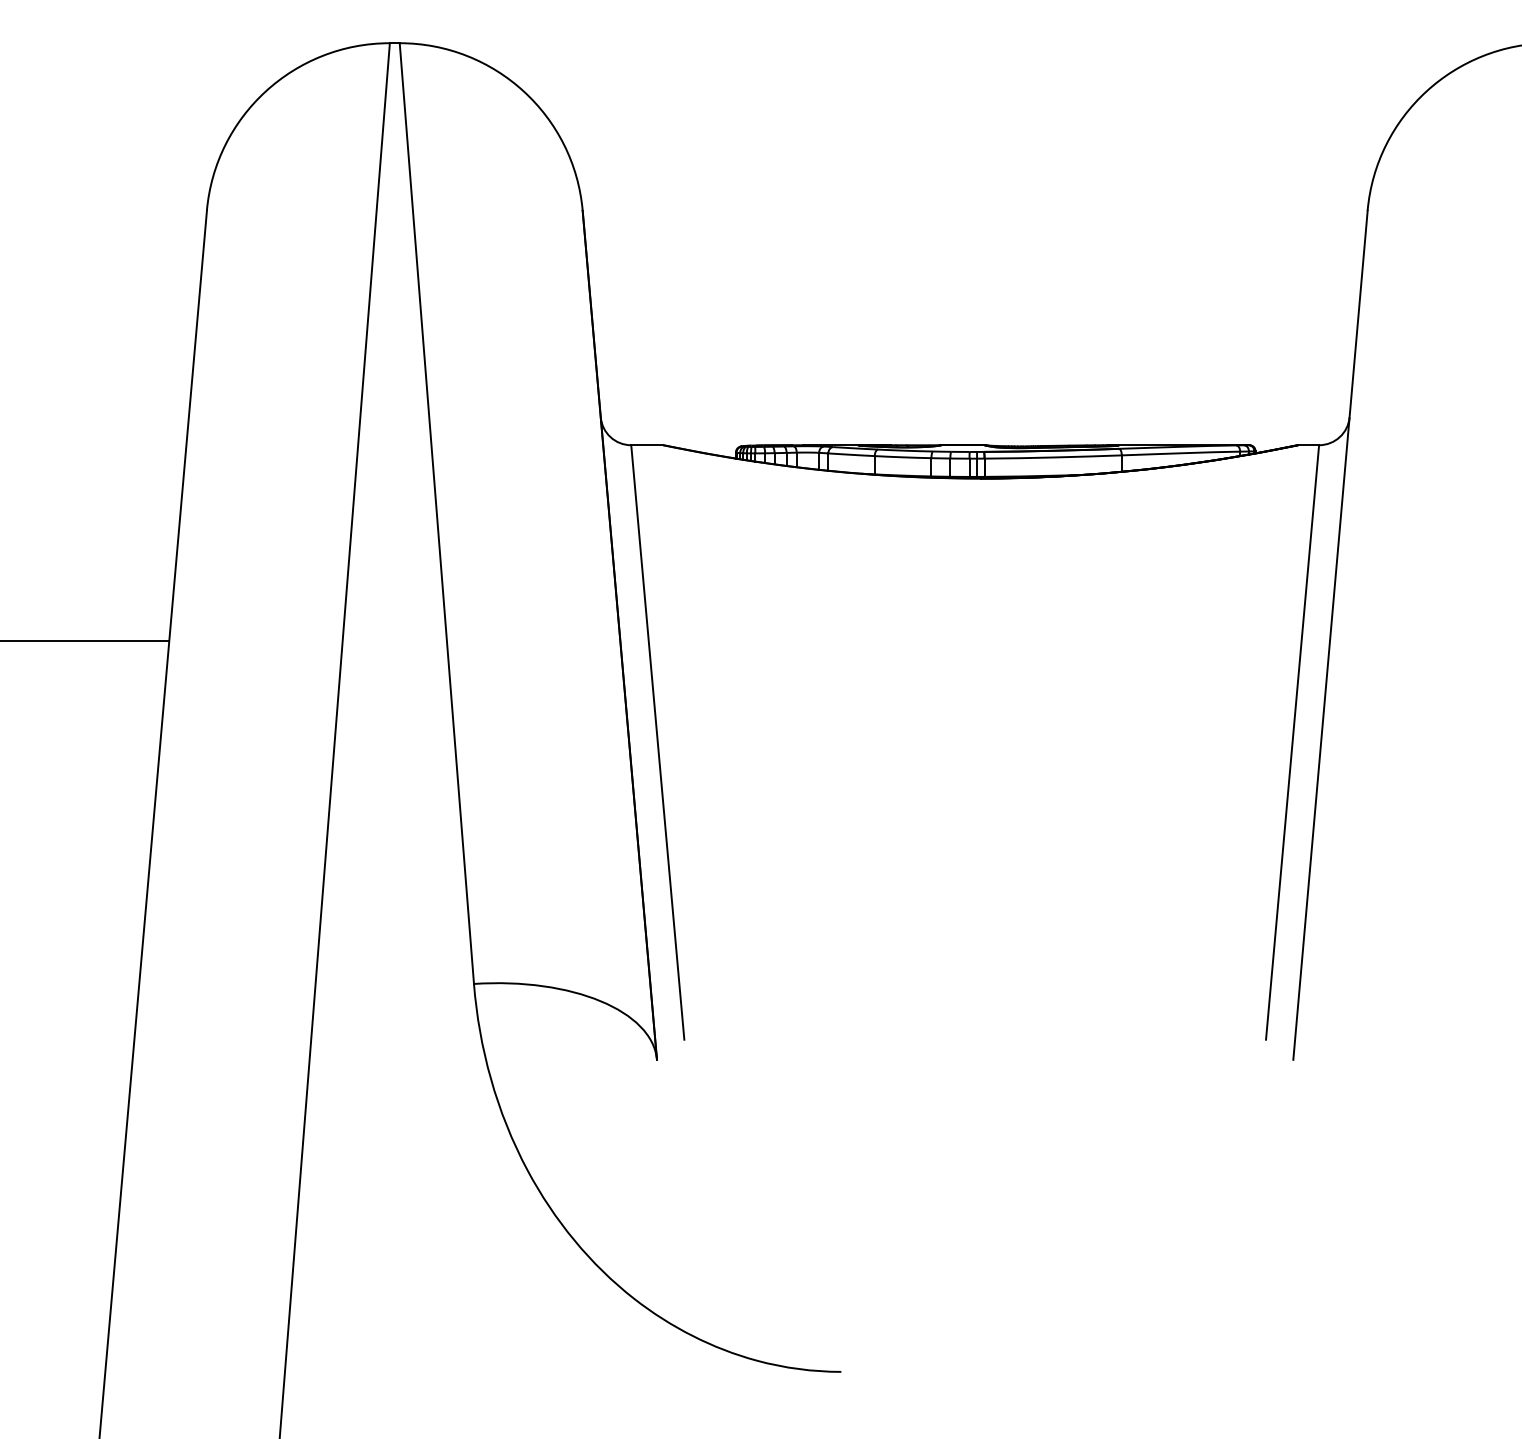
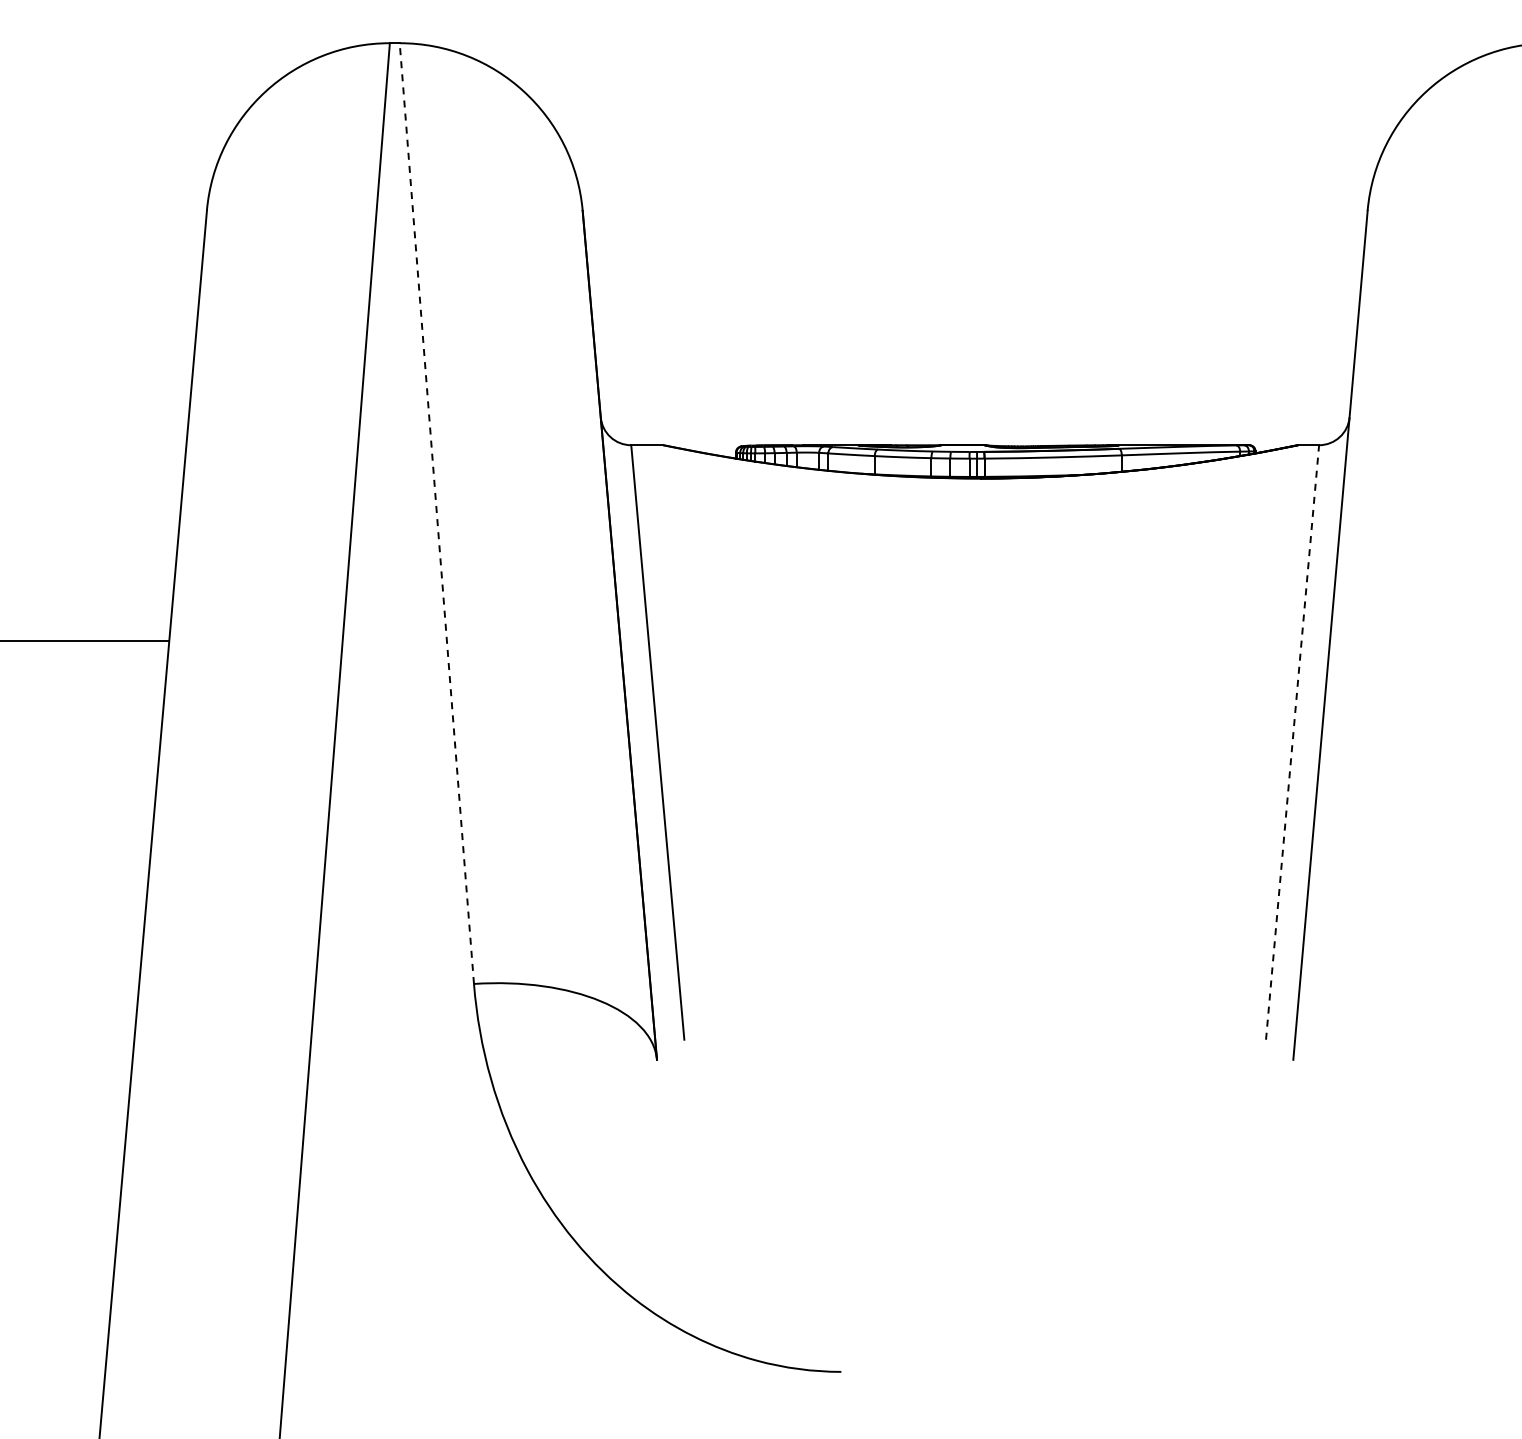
line: solid -> dashed (436, 513)
line: solid -> dashed (1292, 741)
